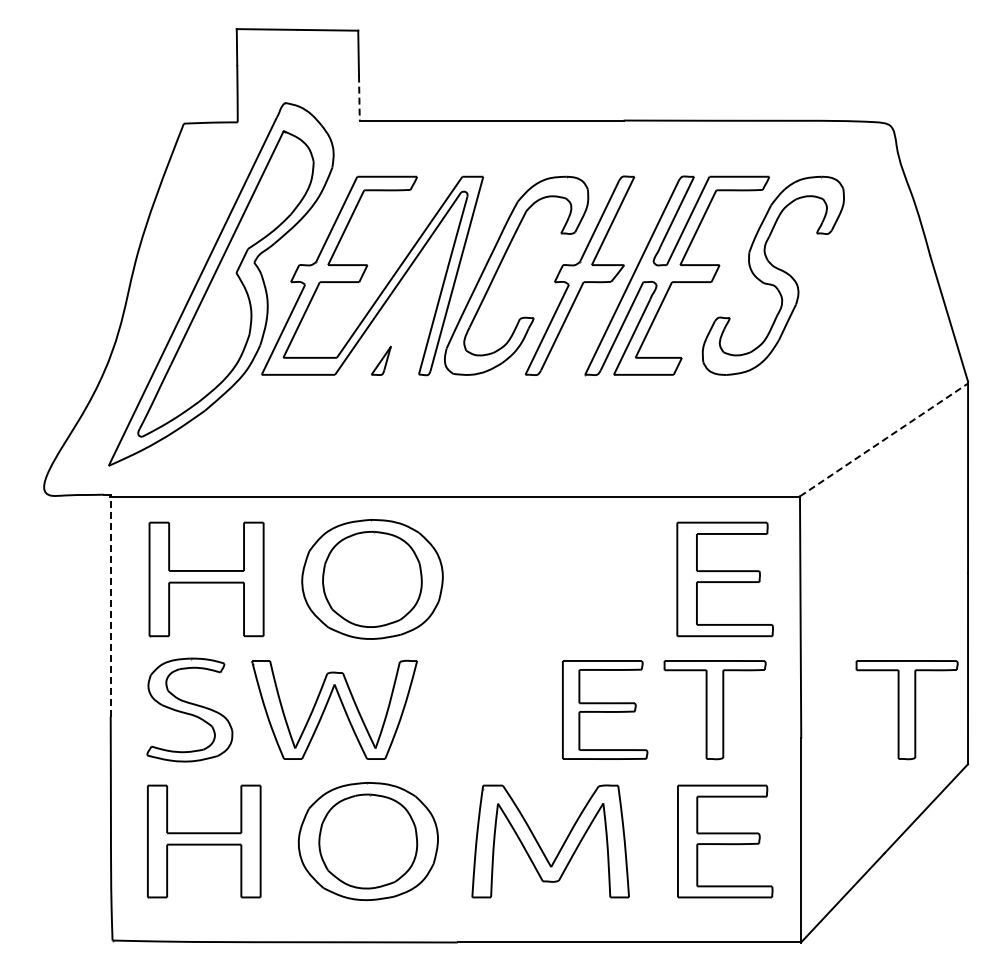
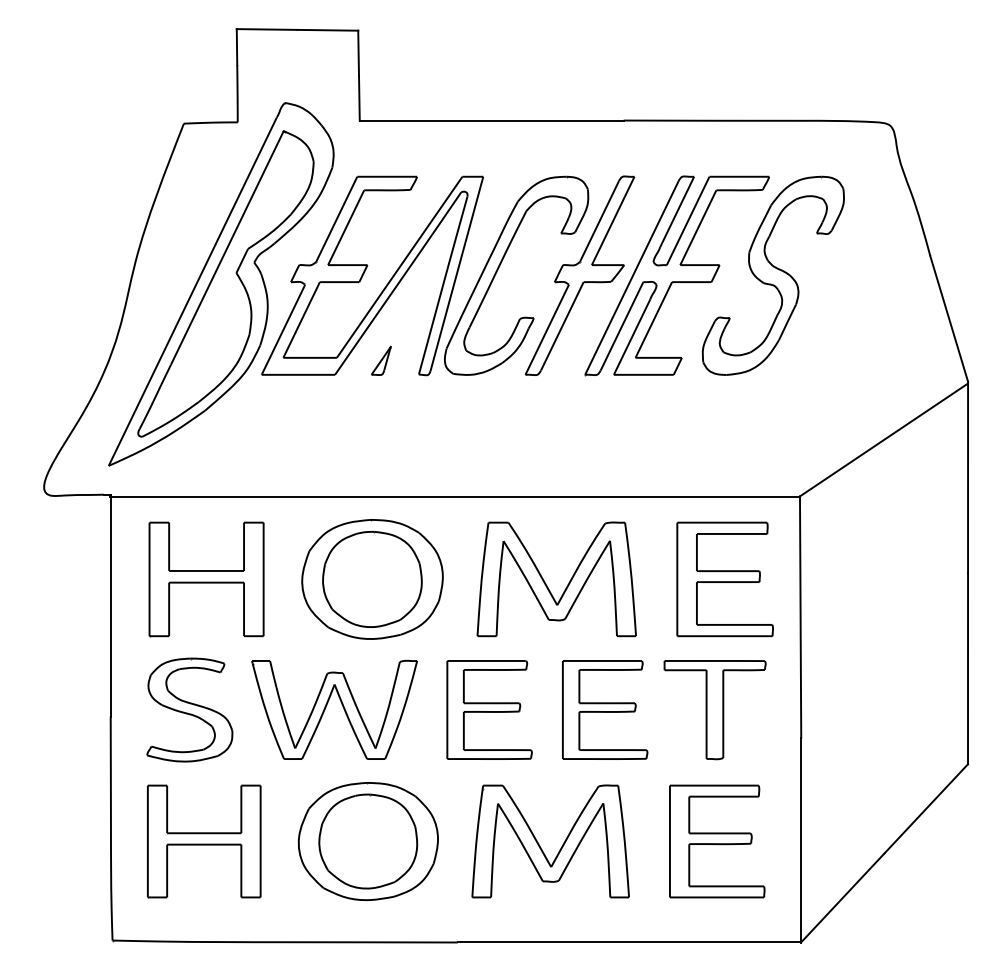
line: dashed -> solid (359, 98)
line: dashed -> solid (884, 439)
part: none -> present (546, 583)
line: dashed -> solid (110, 605)
part: none -> present (489, 709)
part: present -> none (906, 710)
part position: (725, 841) -> (717, 841) (717, 841)
